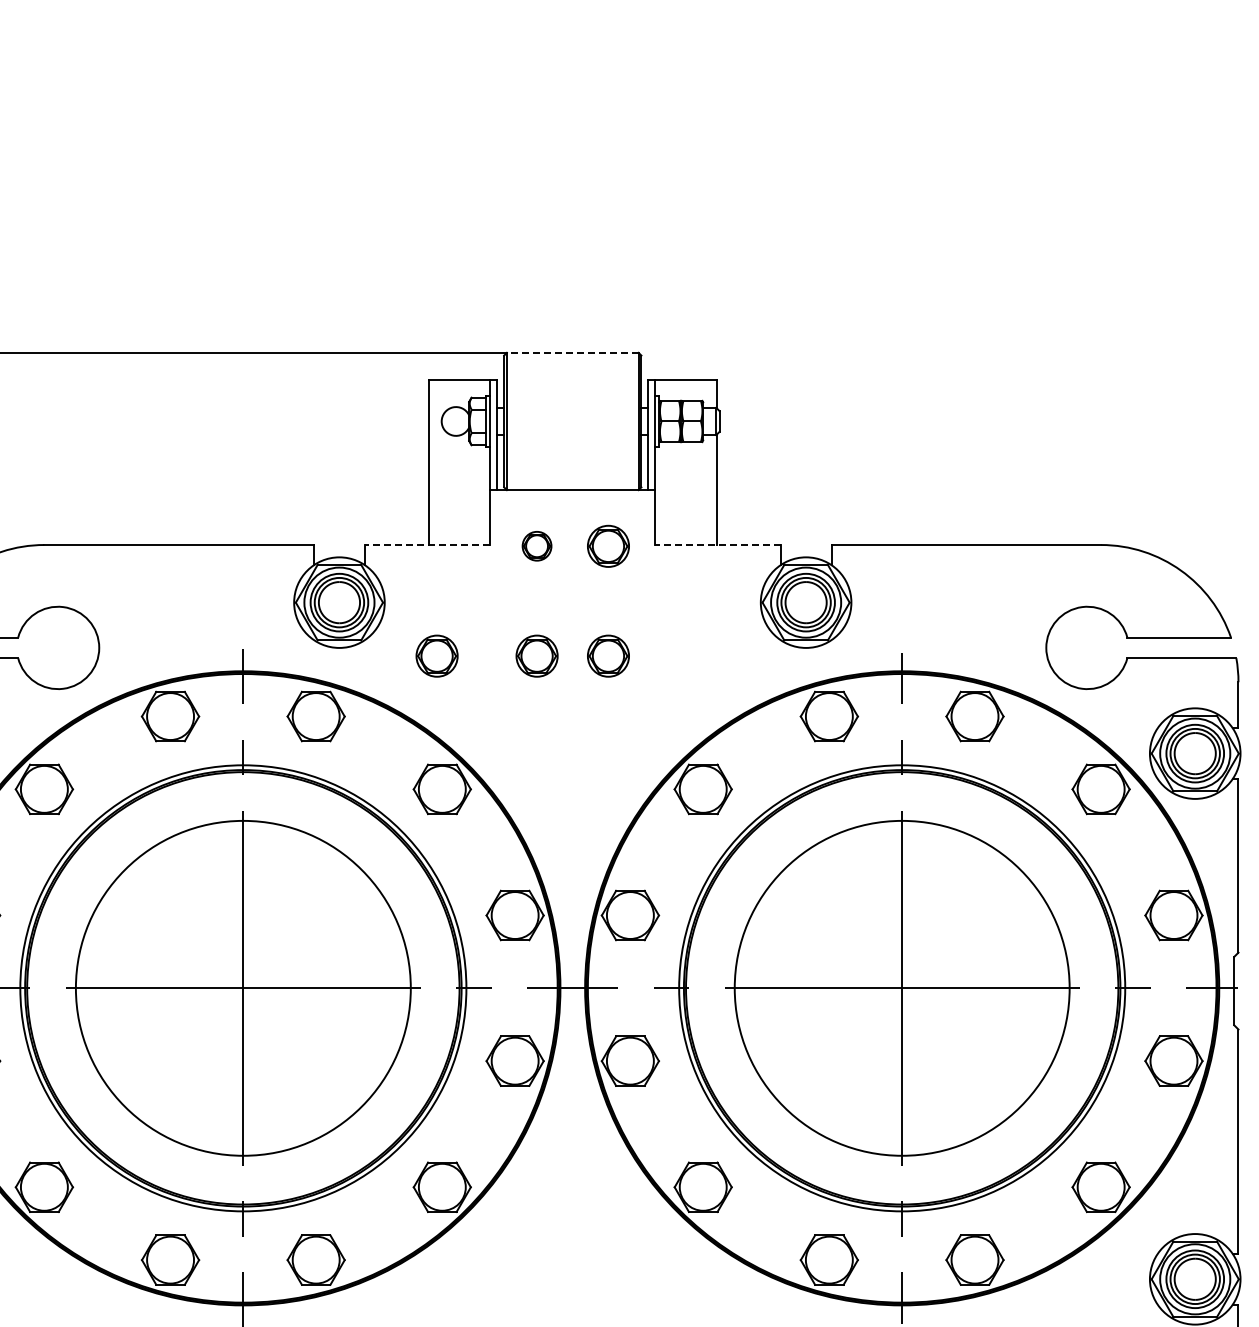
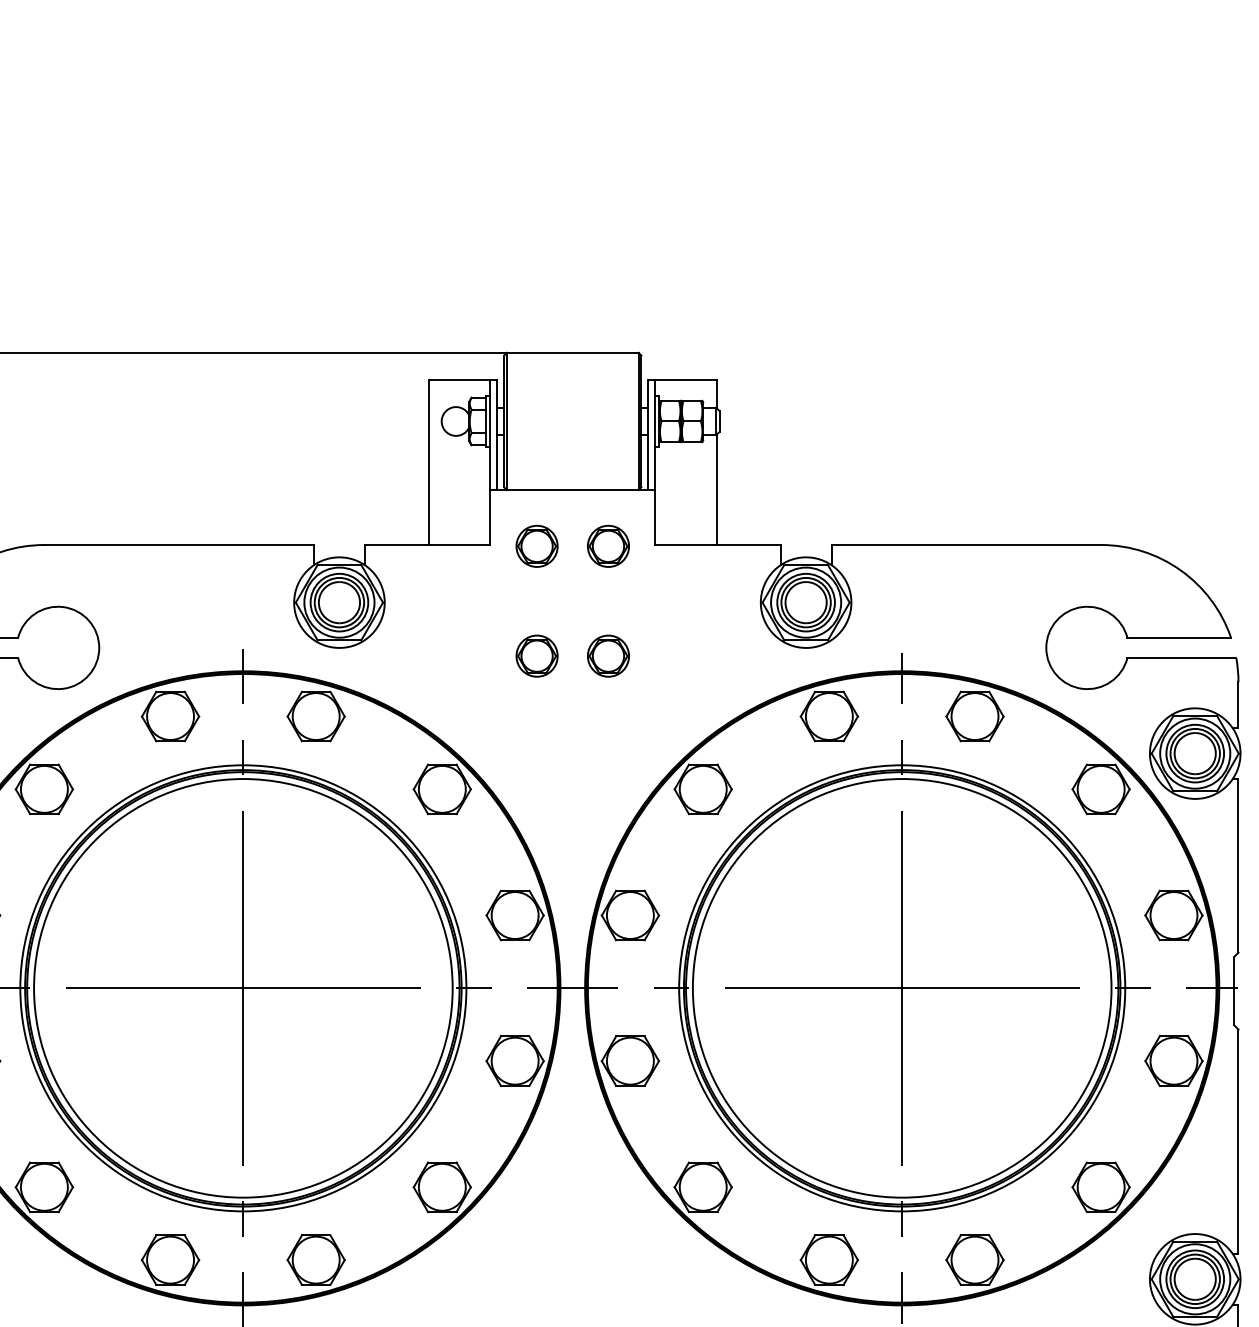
line: dashed -> solid (572, 352)
line: dashed -> solid (427, 545)
line: dashed -> solid (717, 545)
part size: 32x31 px -> 44x44 px (536, 545)
part: present -> none (436, 655)
circle diameter: 335 px -> 419 px (243, 988)
circle diameter: 335 px -> 419 px (901, 988)
